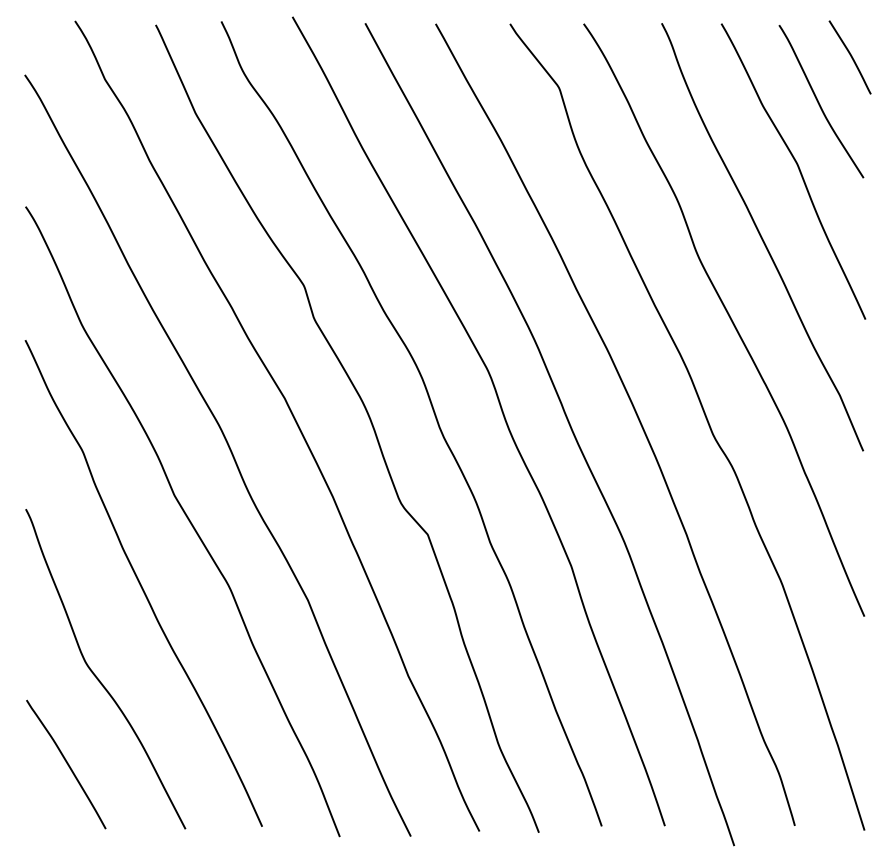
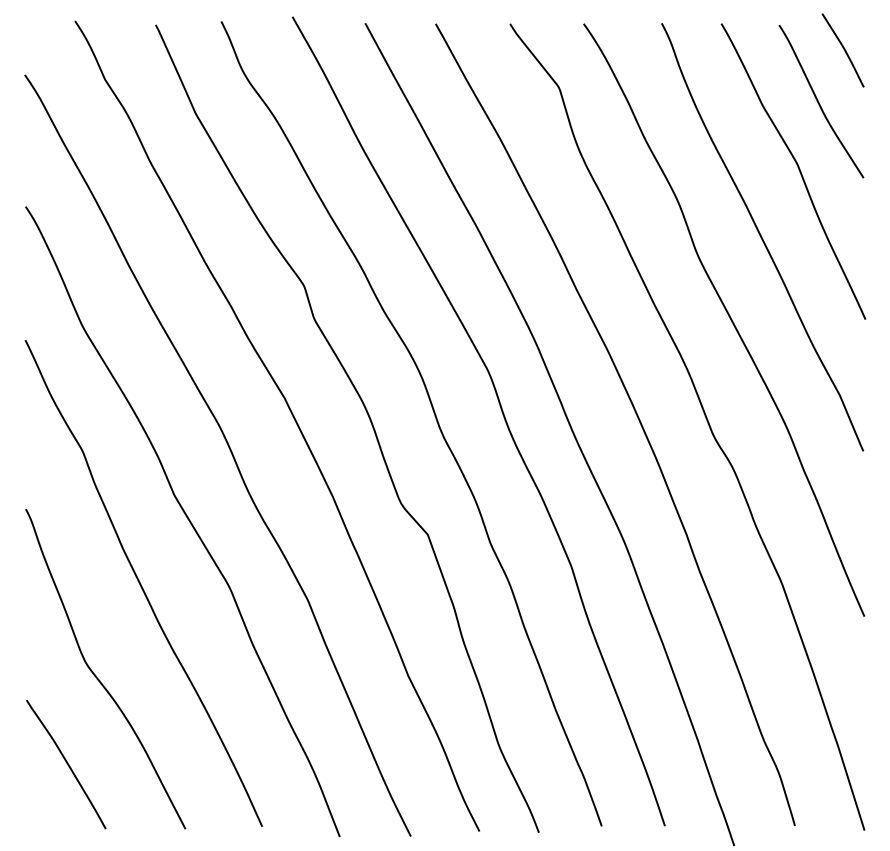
curve position: (850, 56) -> (843, 49) (843, 49)
